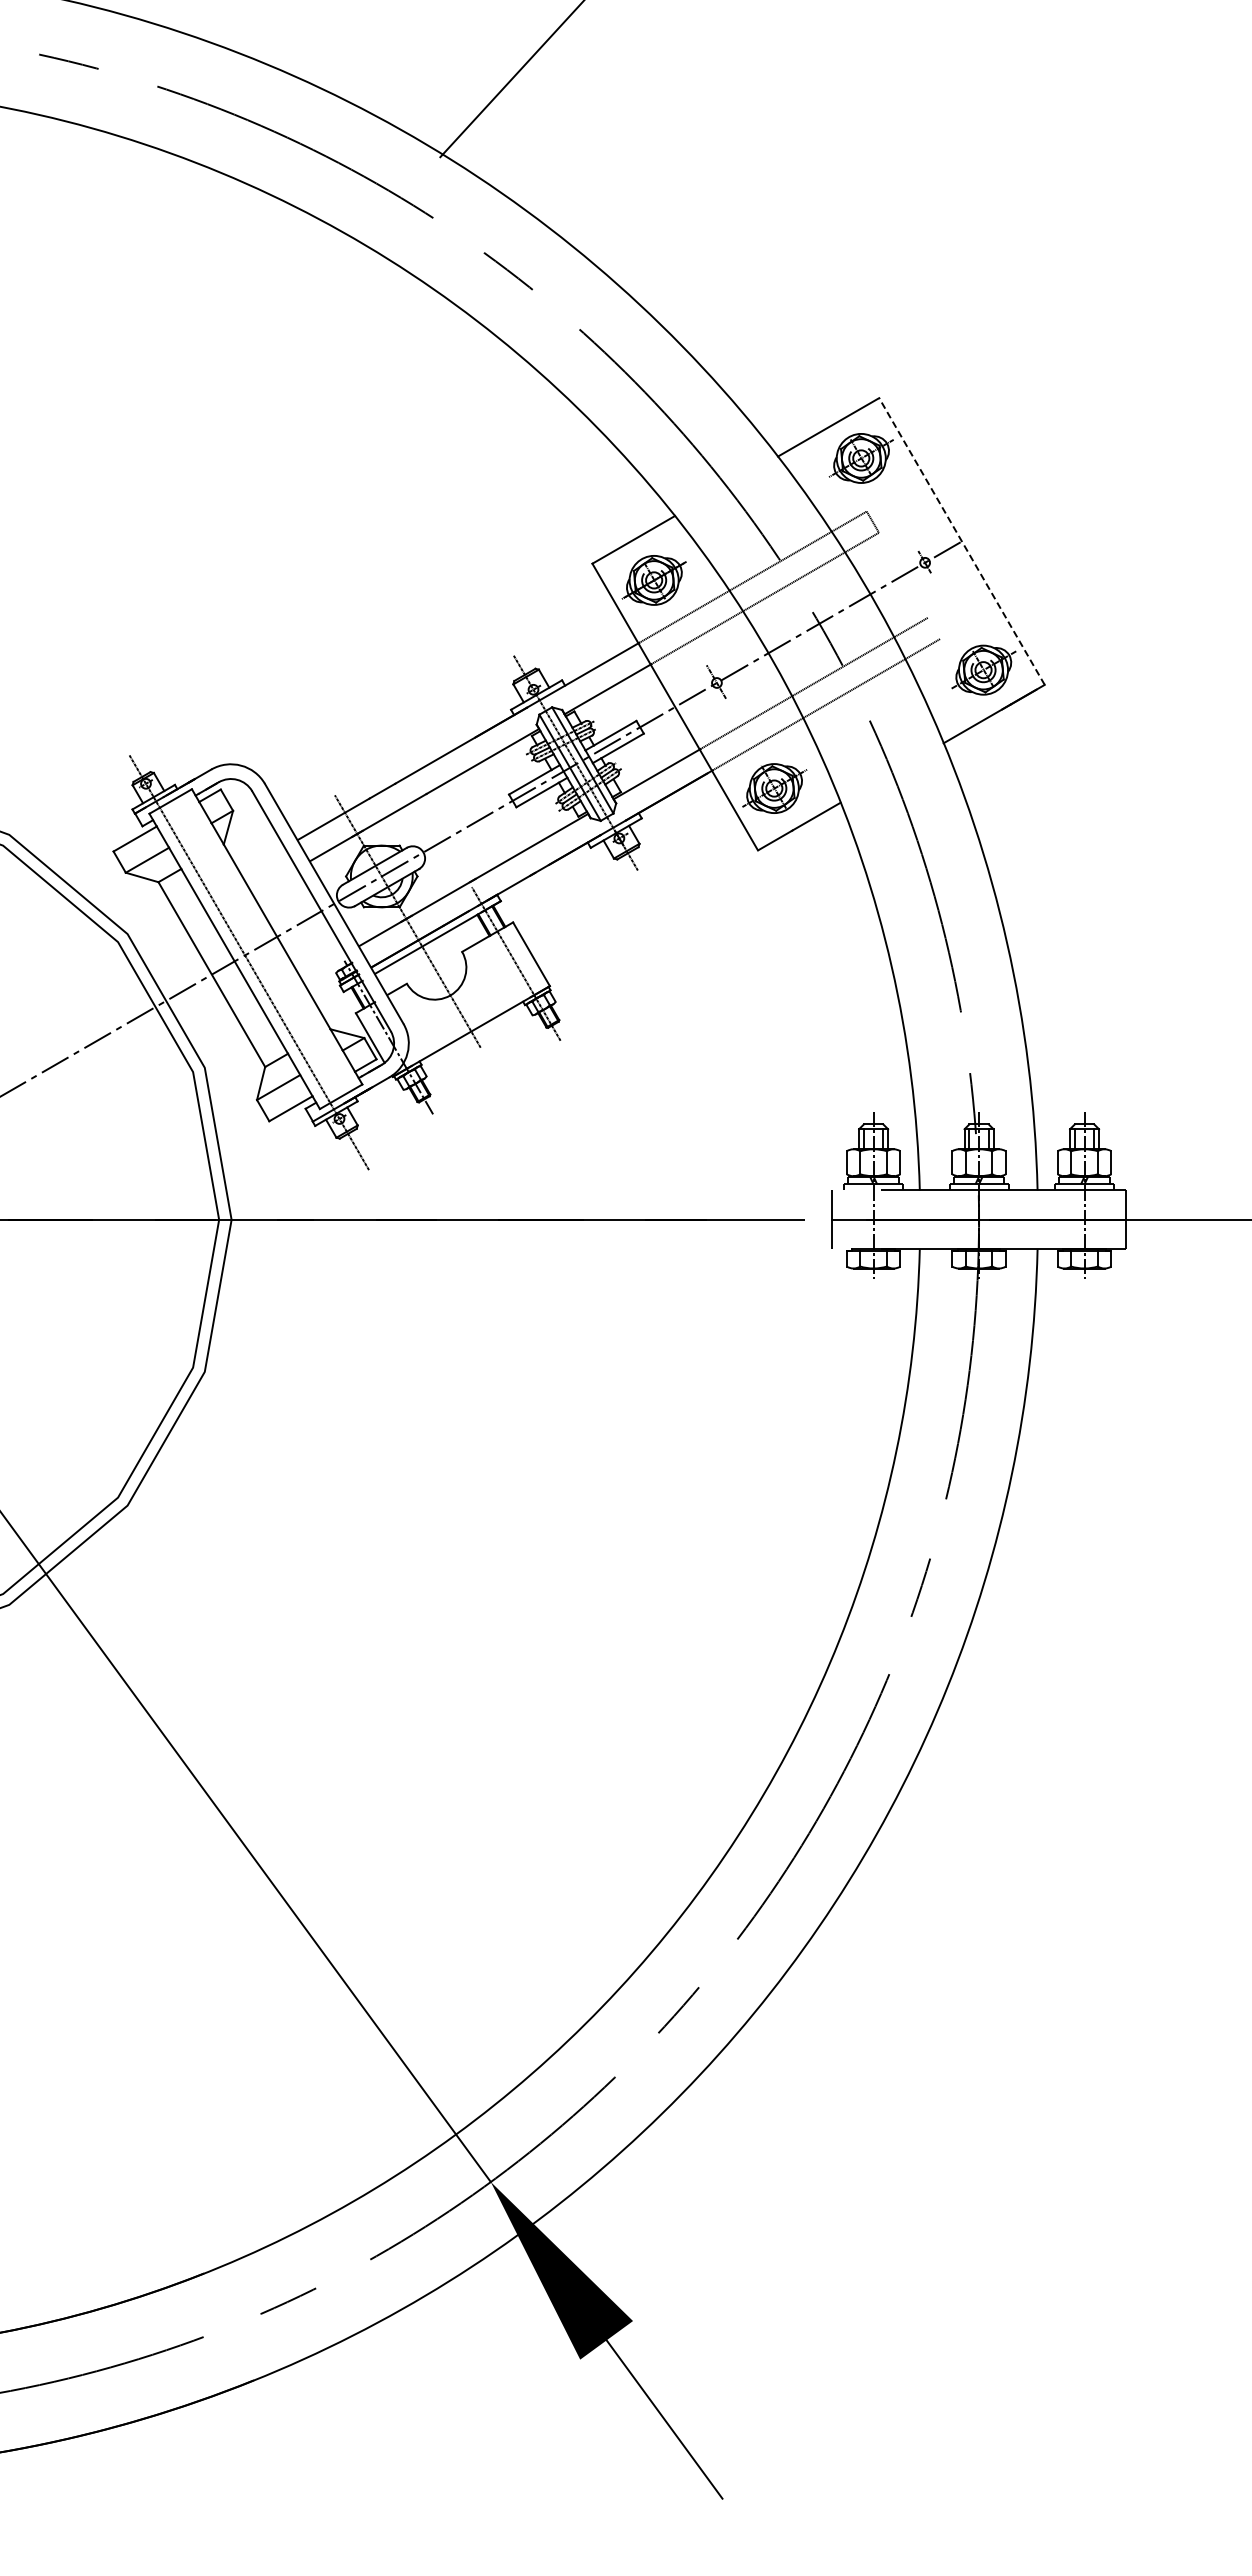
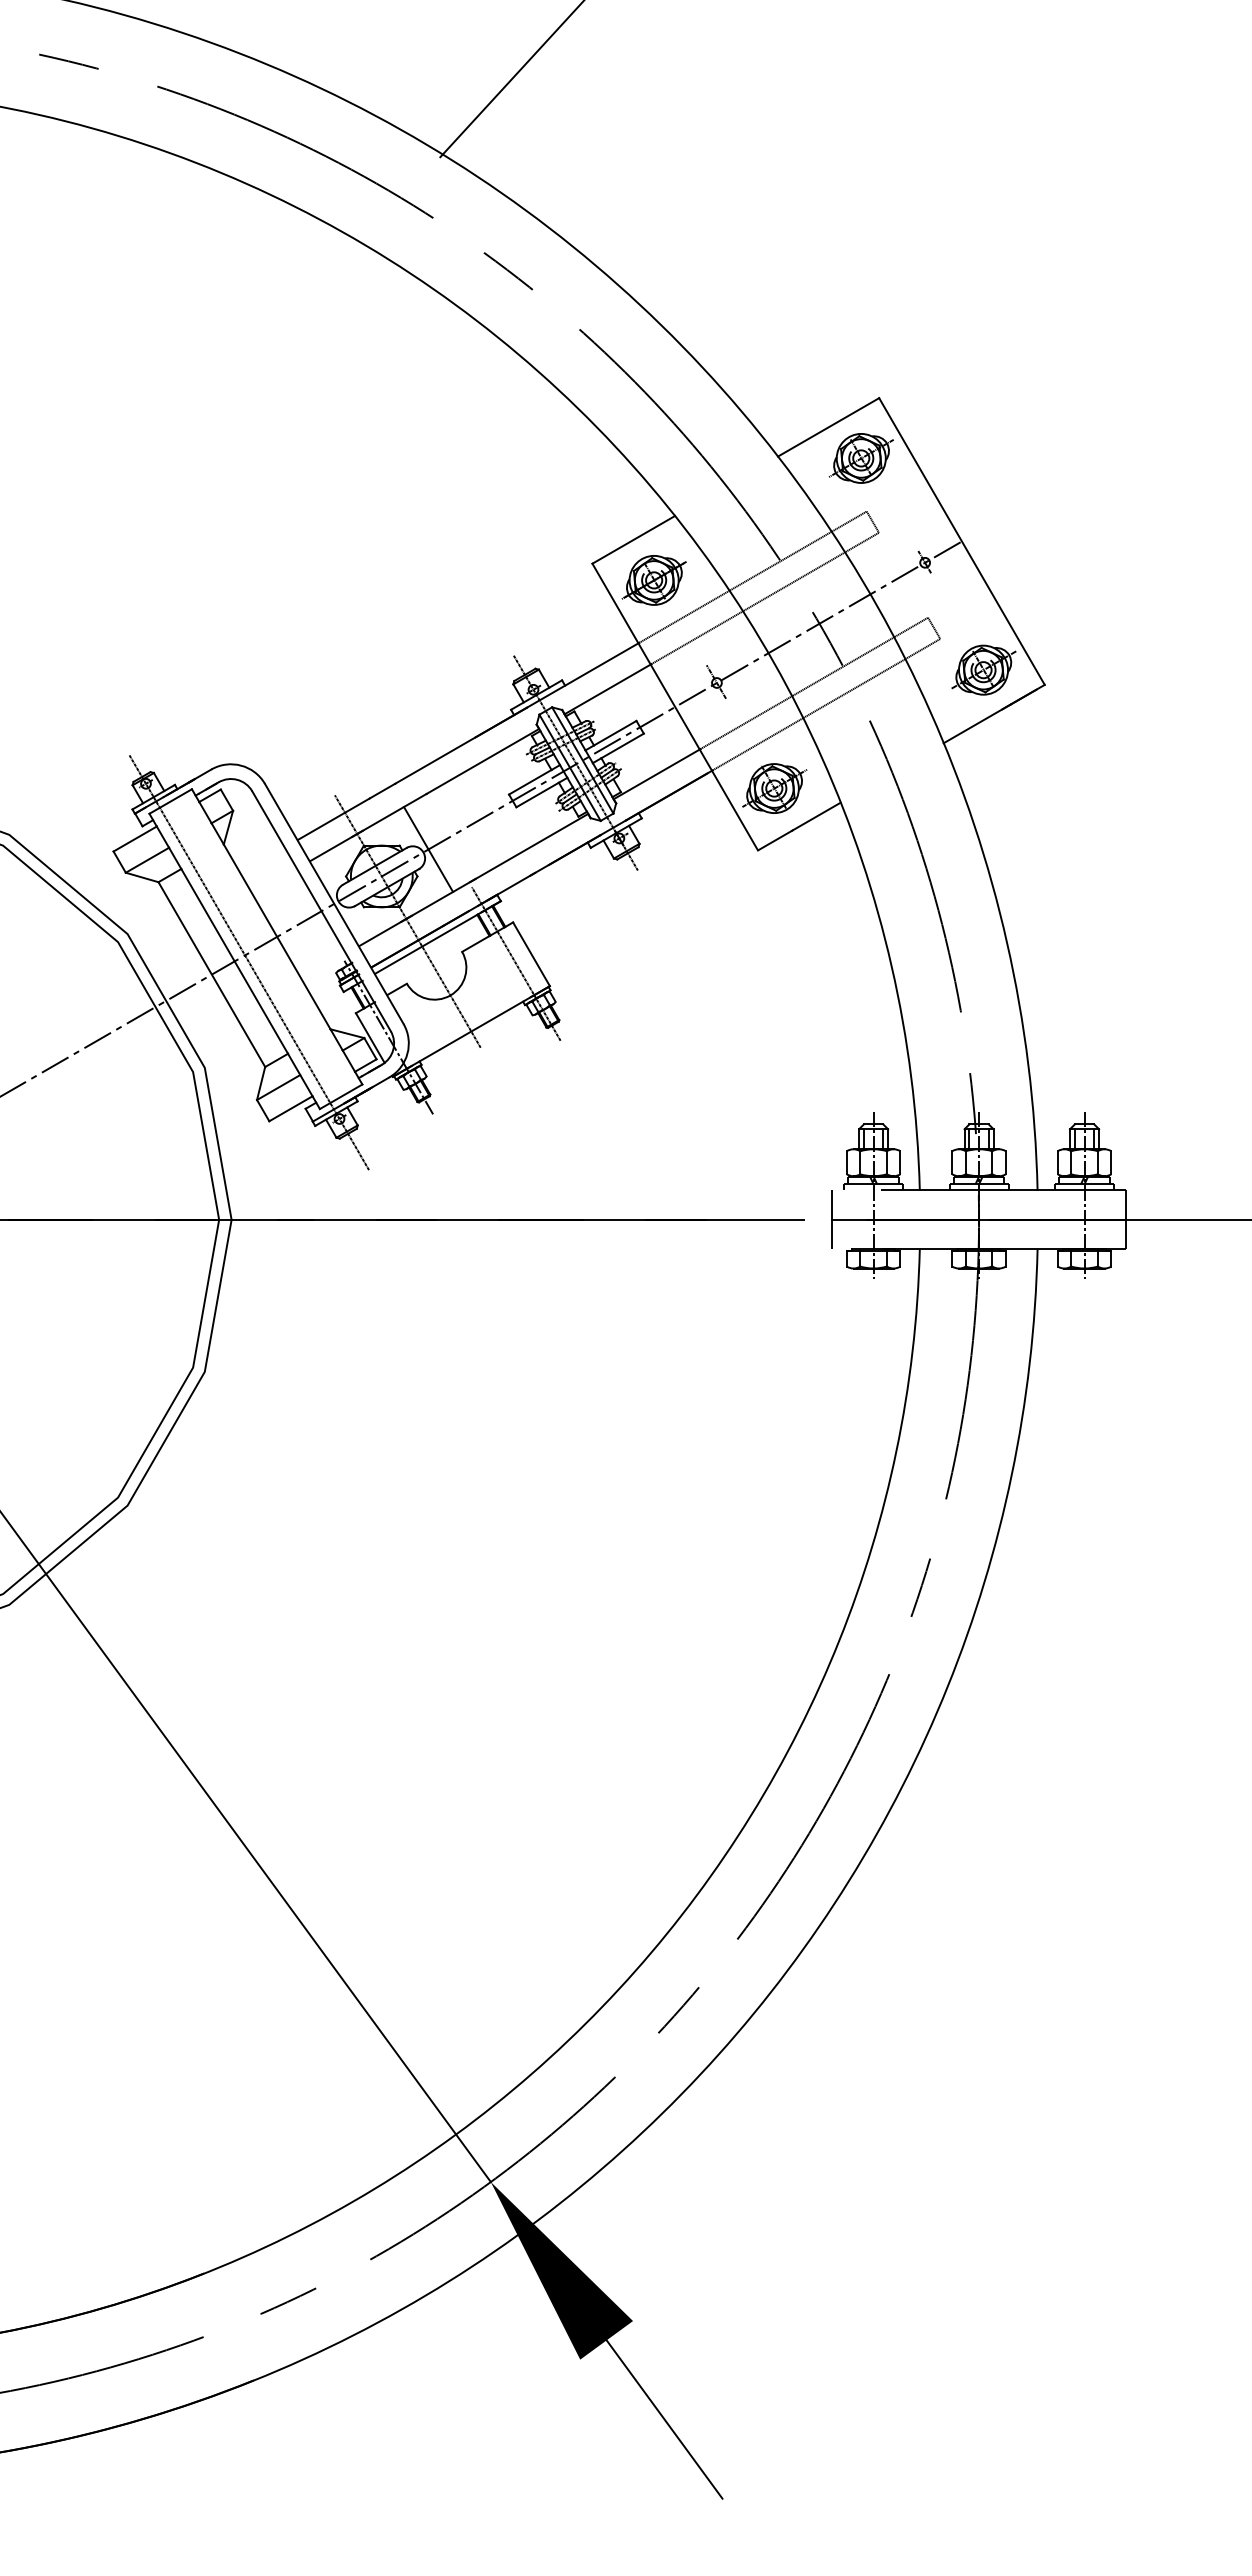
line: dashed -> solid (961, 541)
line: none -> present (934, 627)
line: none -> present (428, 849)
